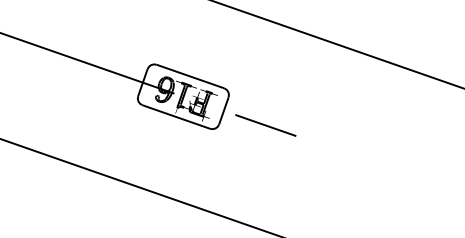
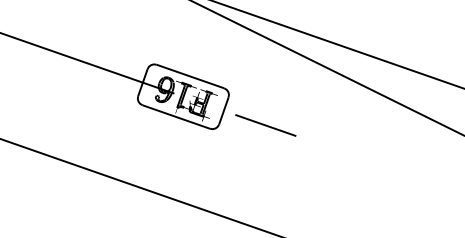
line: none -> present (327, 68)
